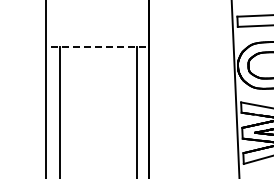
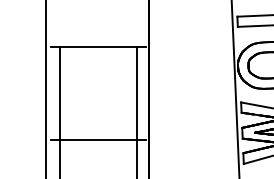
line: dashed -> solid (99, 46)
line: none -> present (98, 139)
